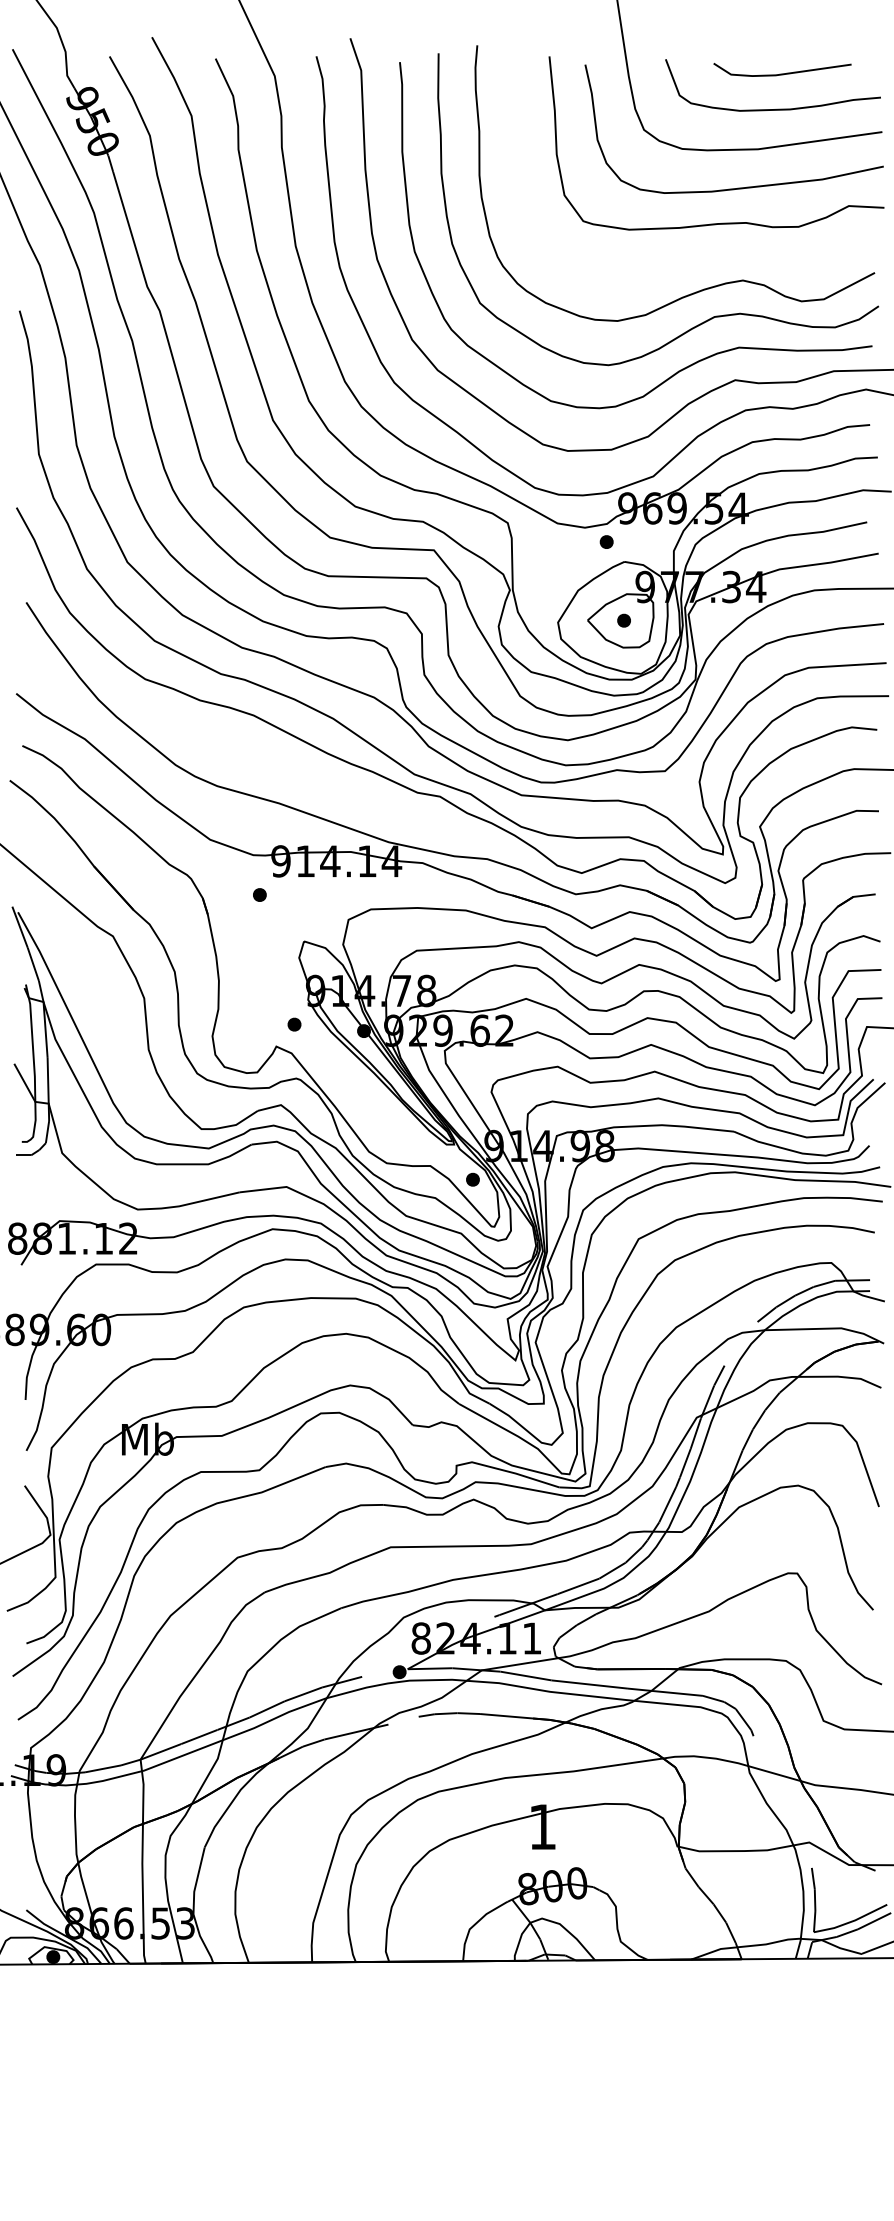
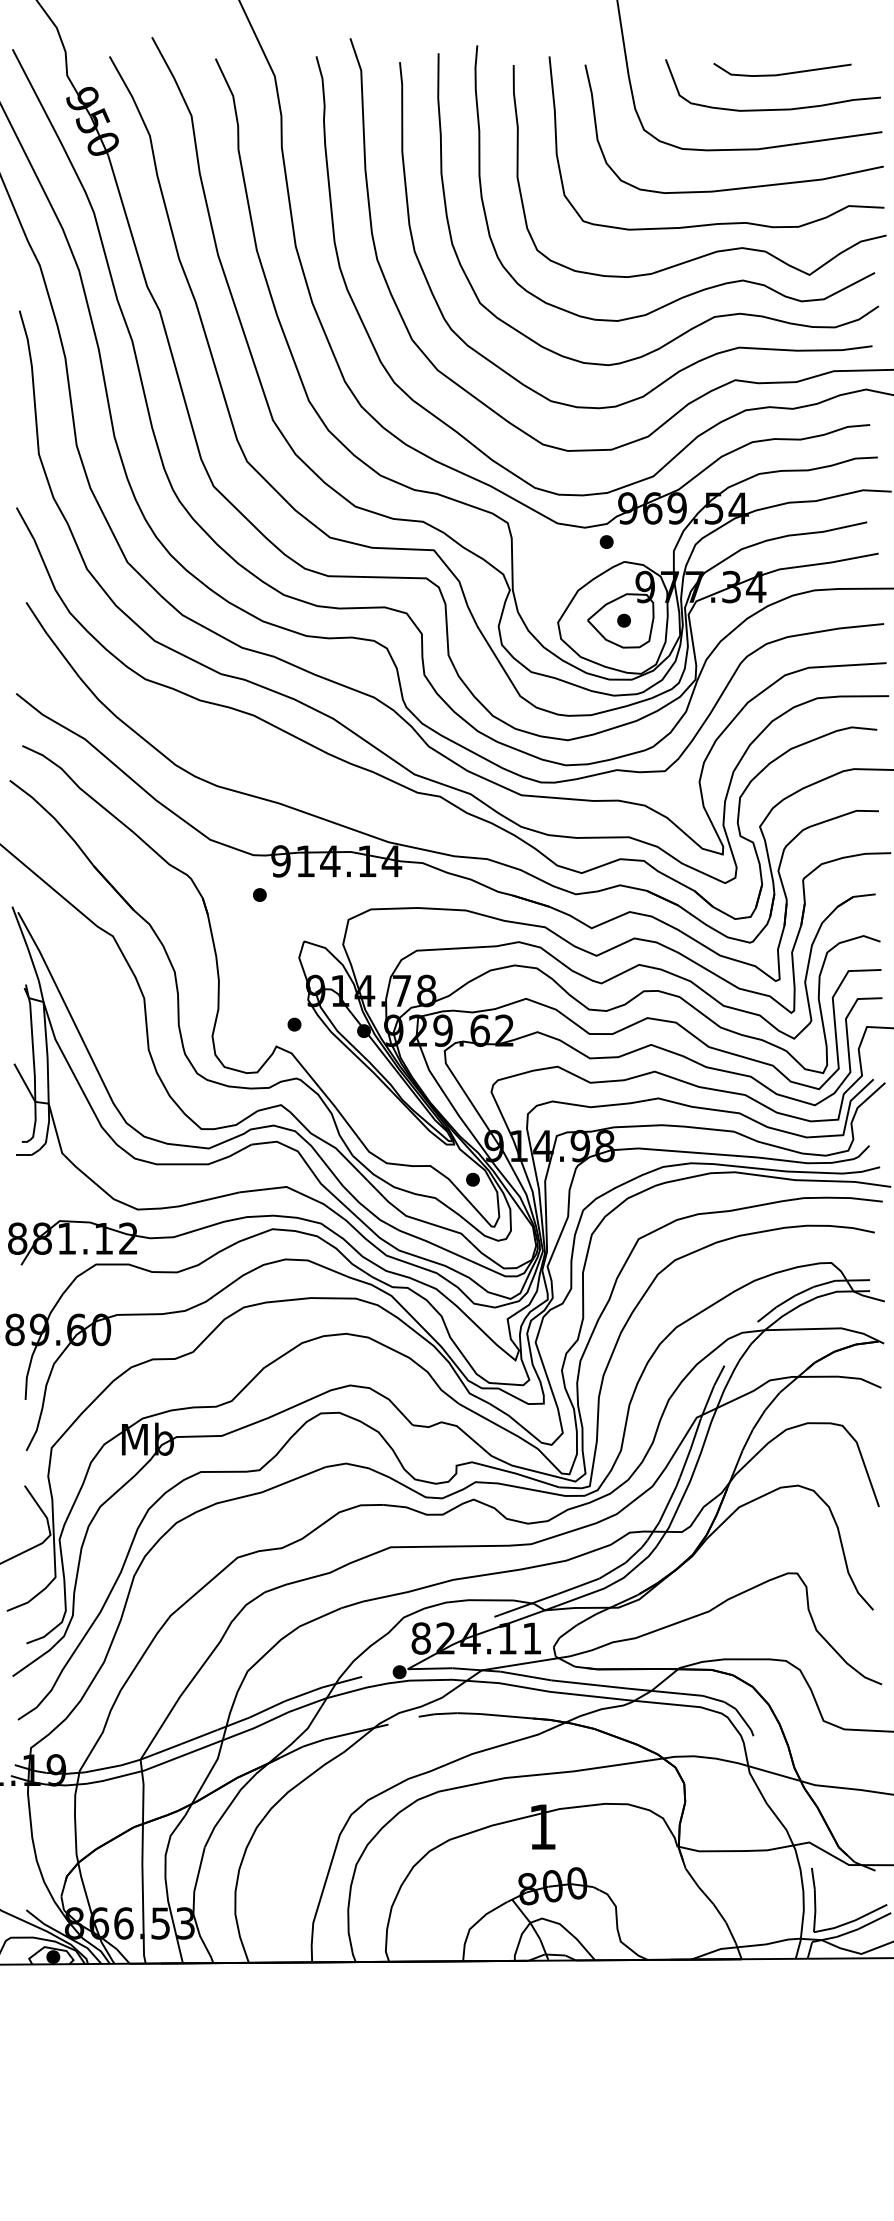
curve: none -> present (716, 250)
